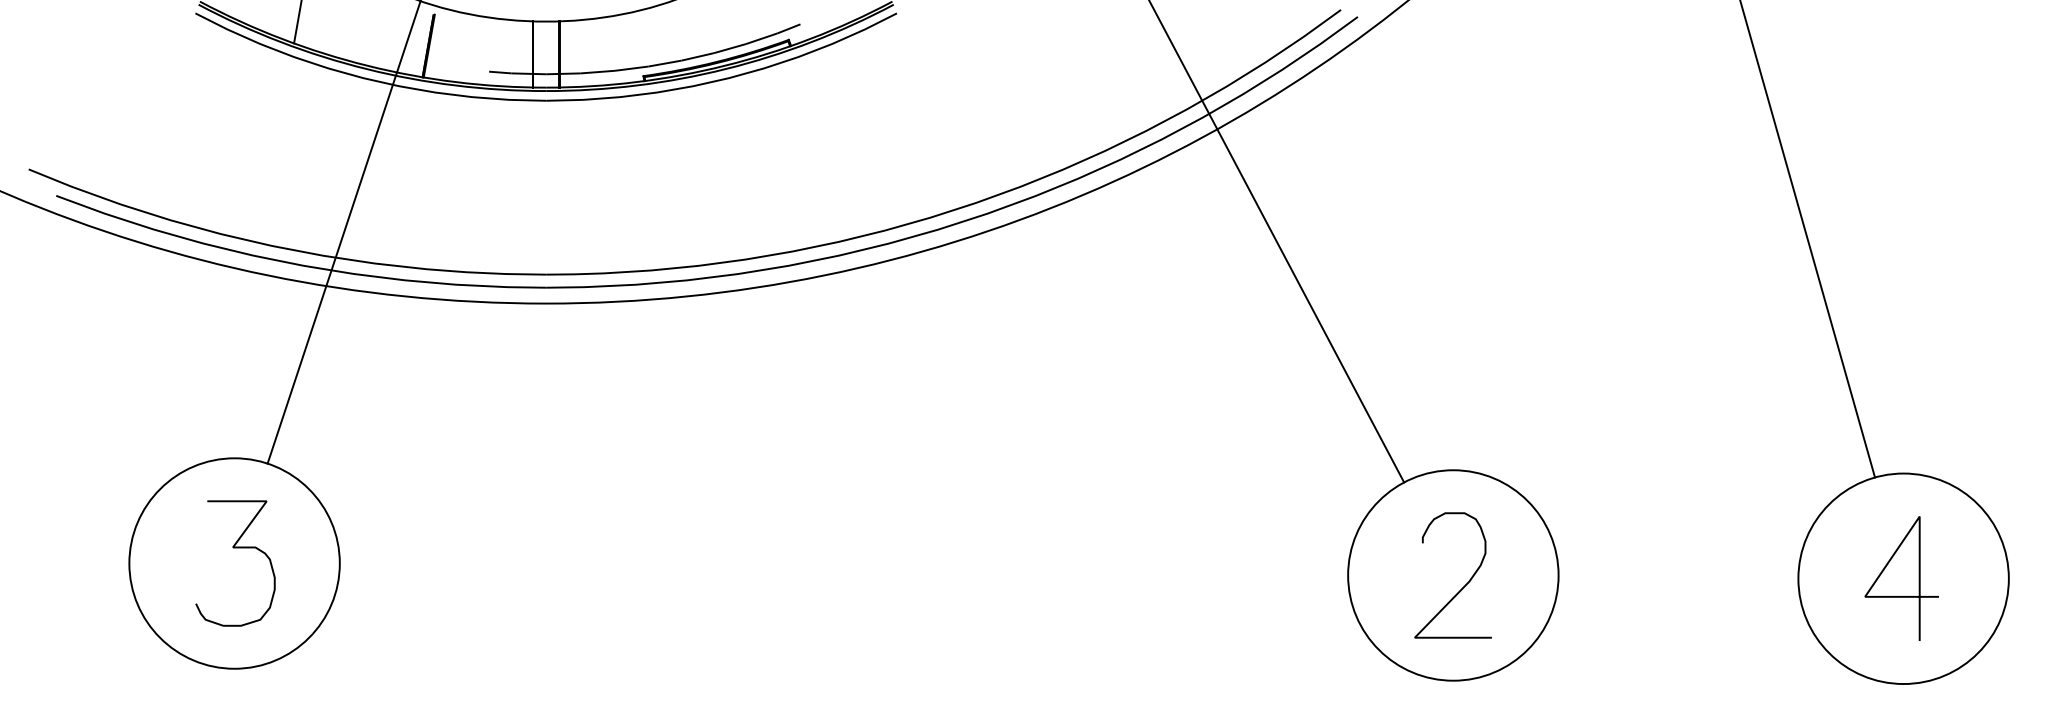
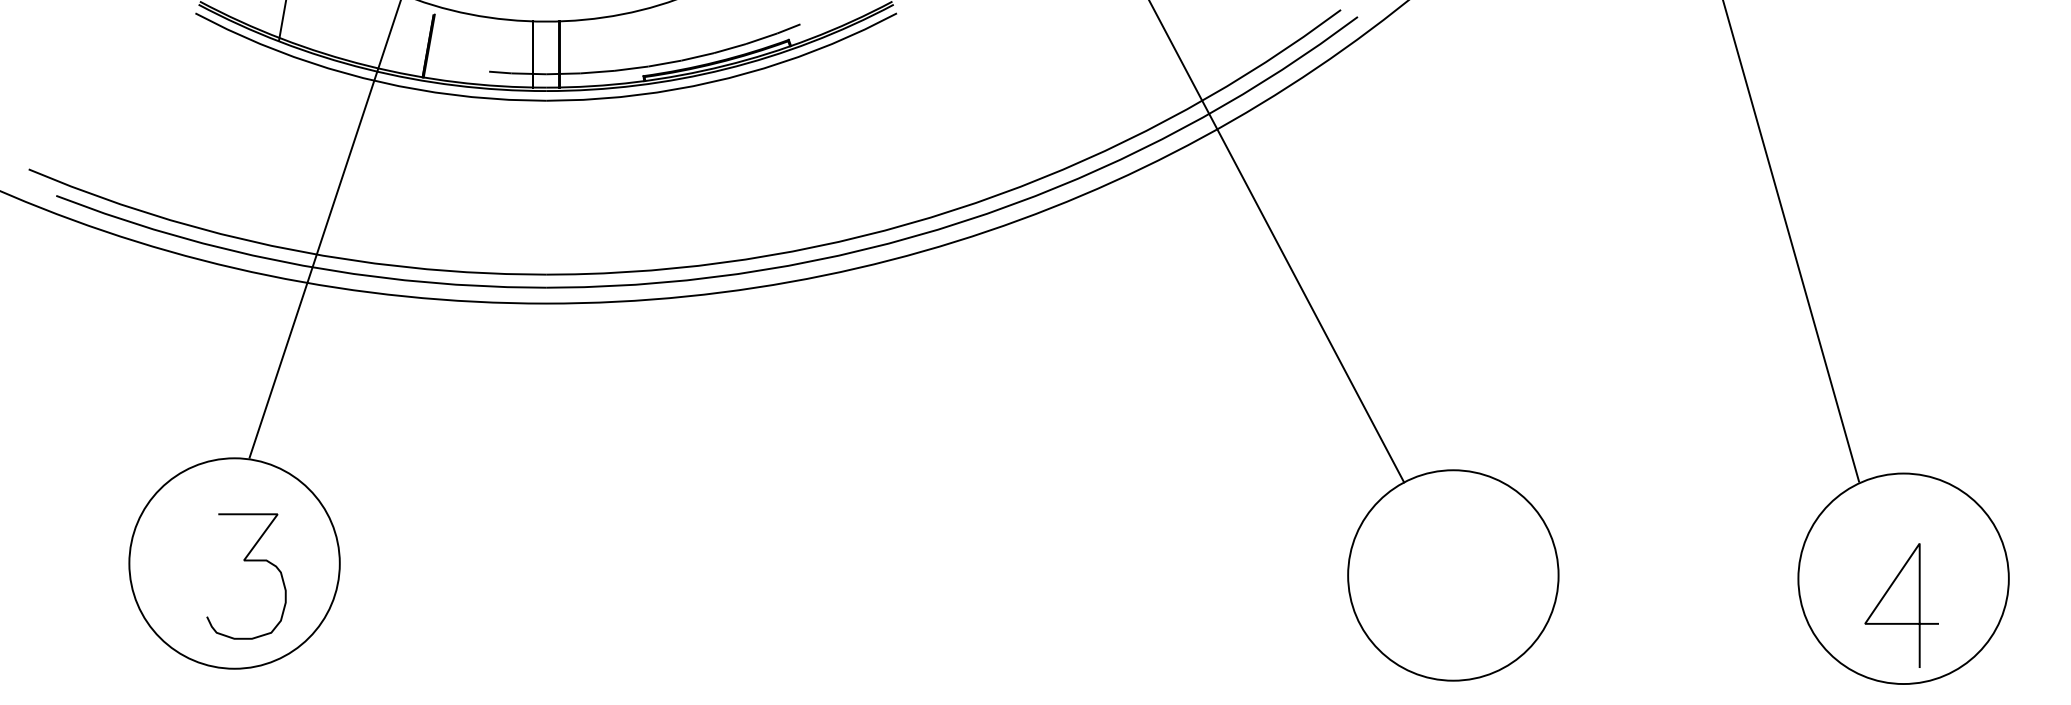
line position: (297, 22) -> (282, 21) (282, 21)
line position: (343, 232) -> (324, 229) (324, 229)
line position: (1807, 239) -> (1791, 241) (1791, 241)
curve position: (235, 548) -> (246, 561) (246, 561)
line position: (1918, 578) -> (1918, 605) (1918, 605)
curve: present -> none (1463, 586)
